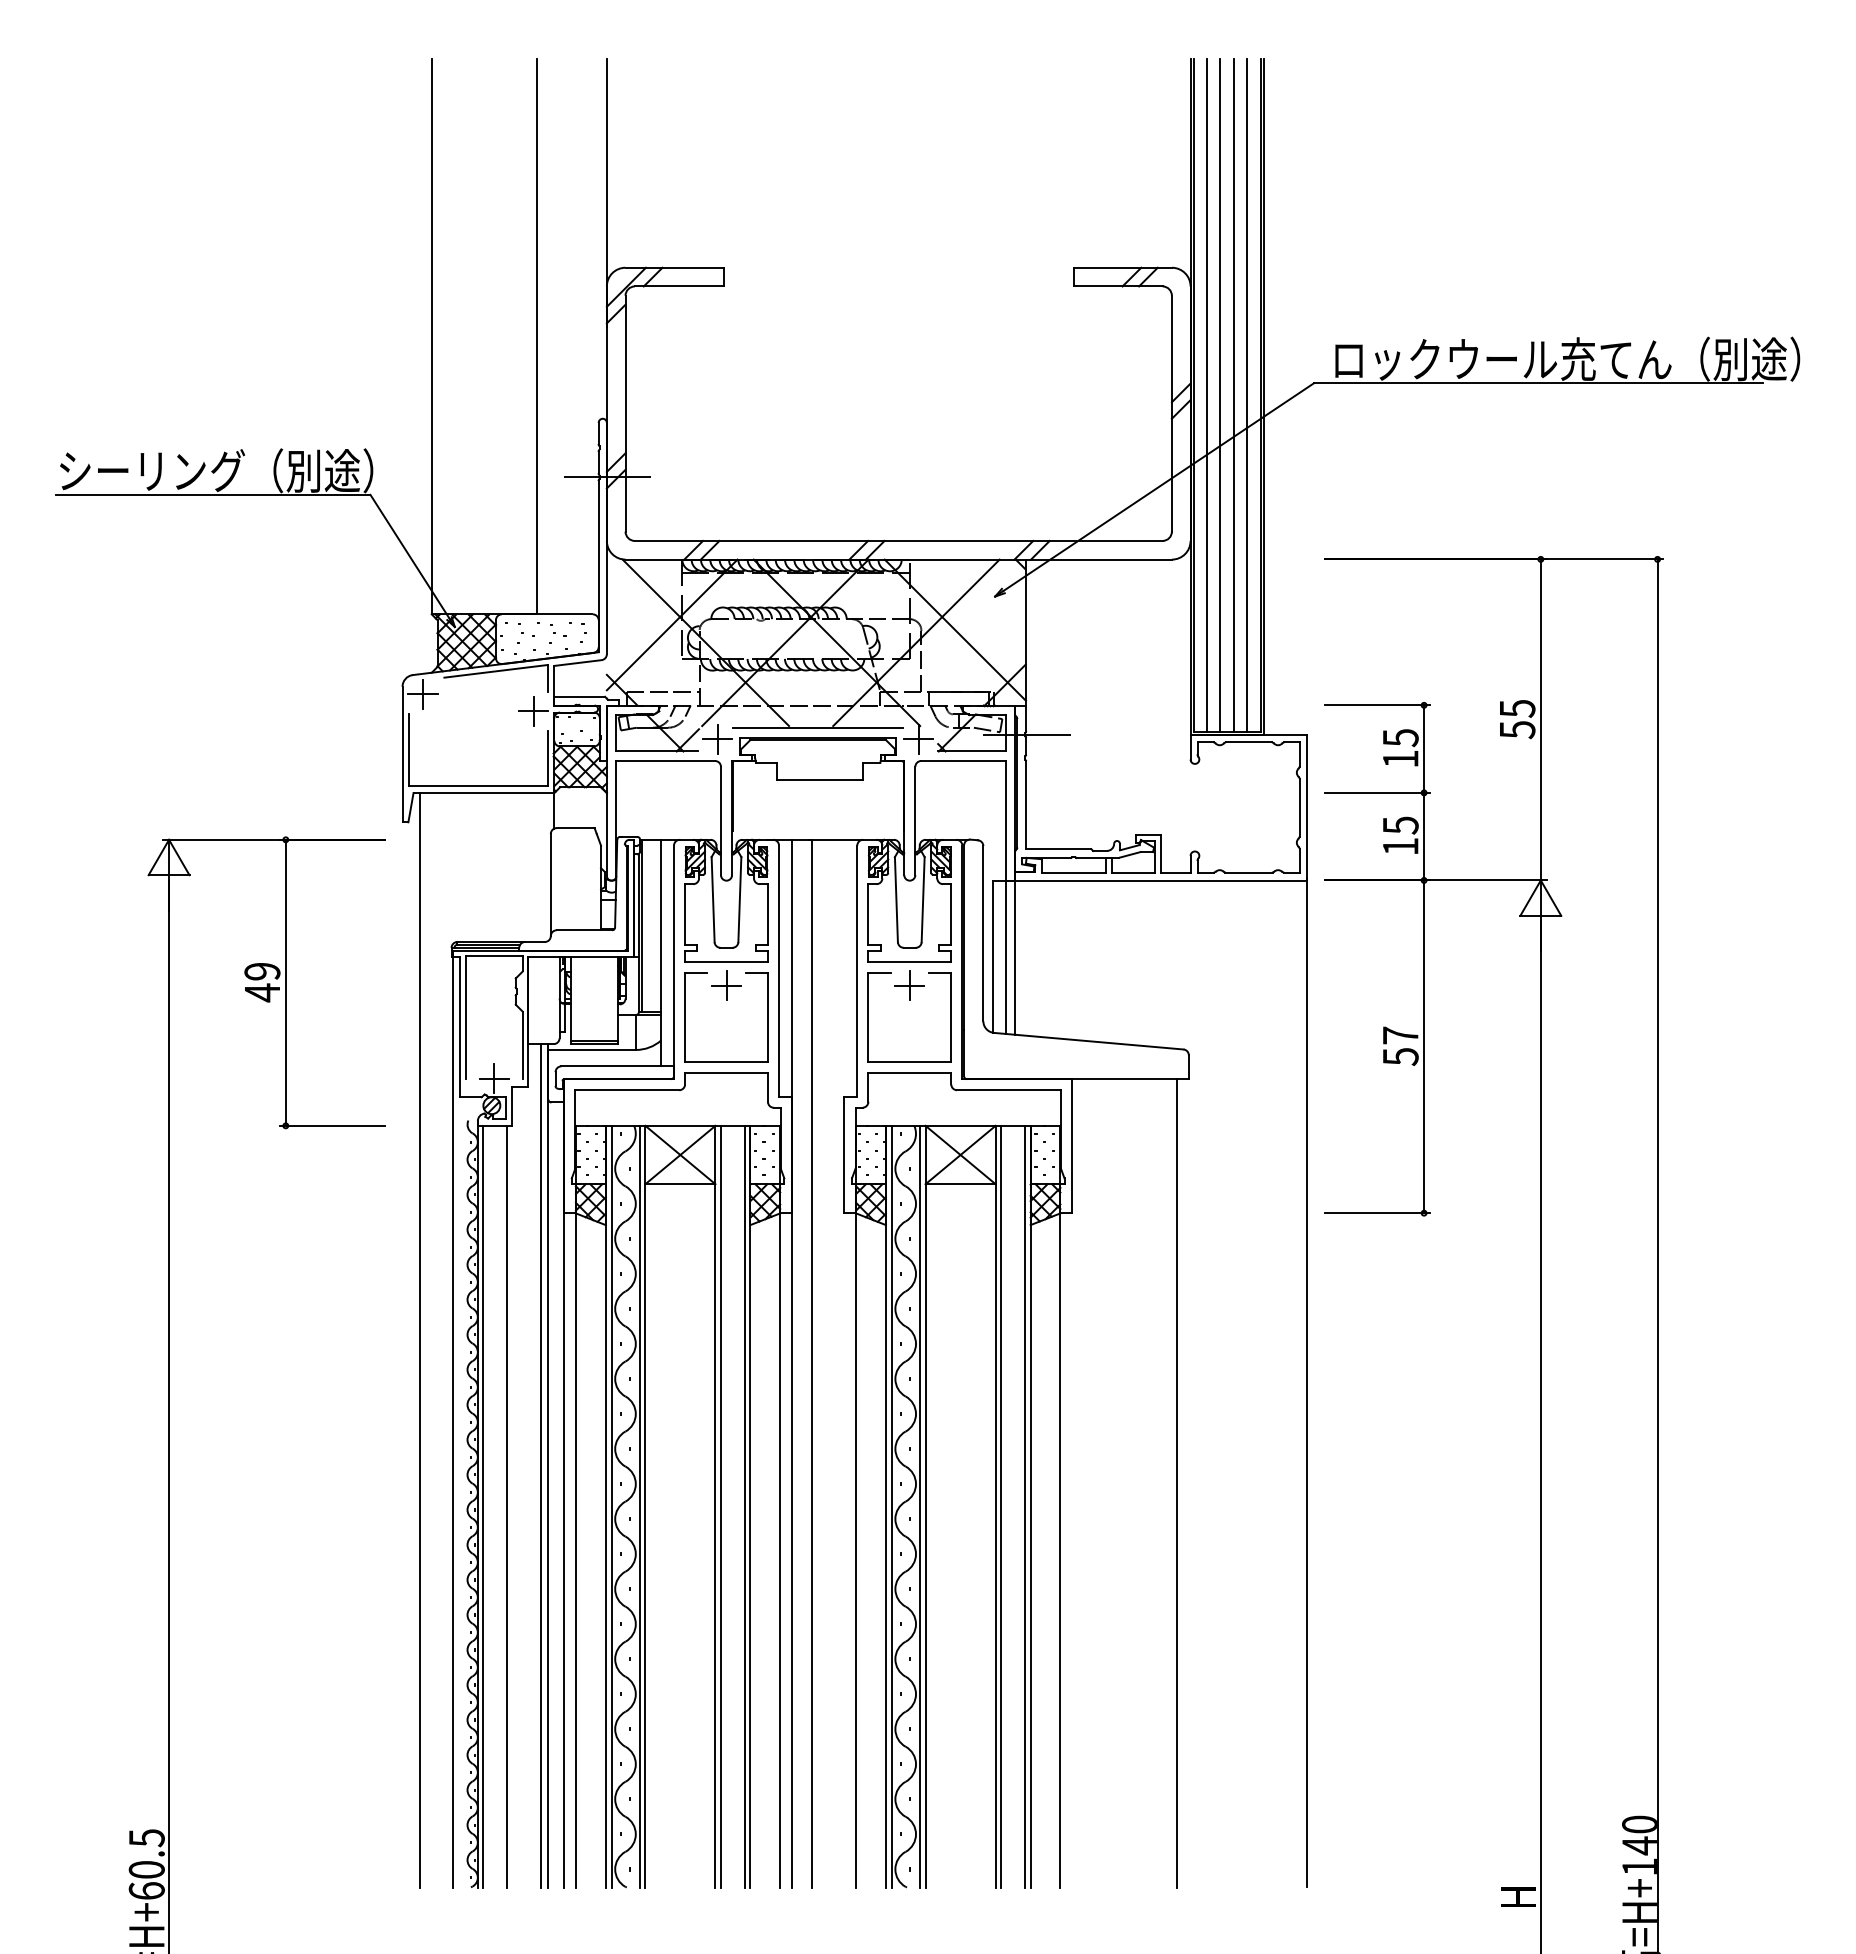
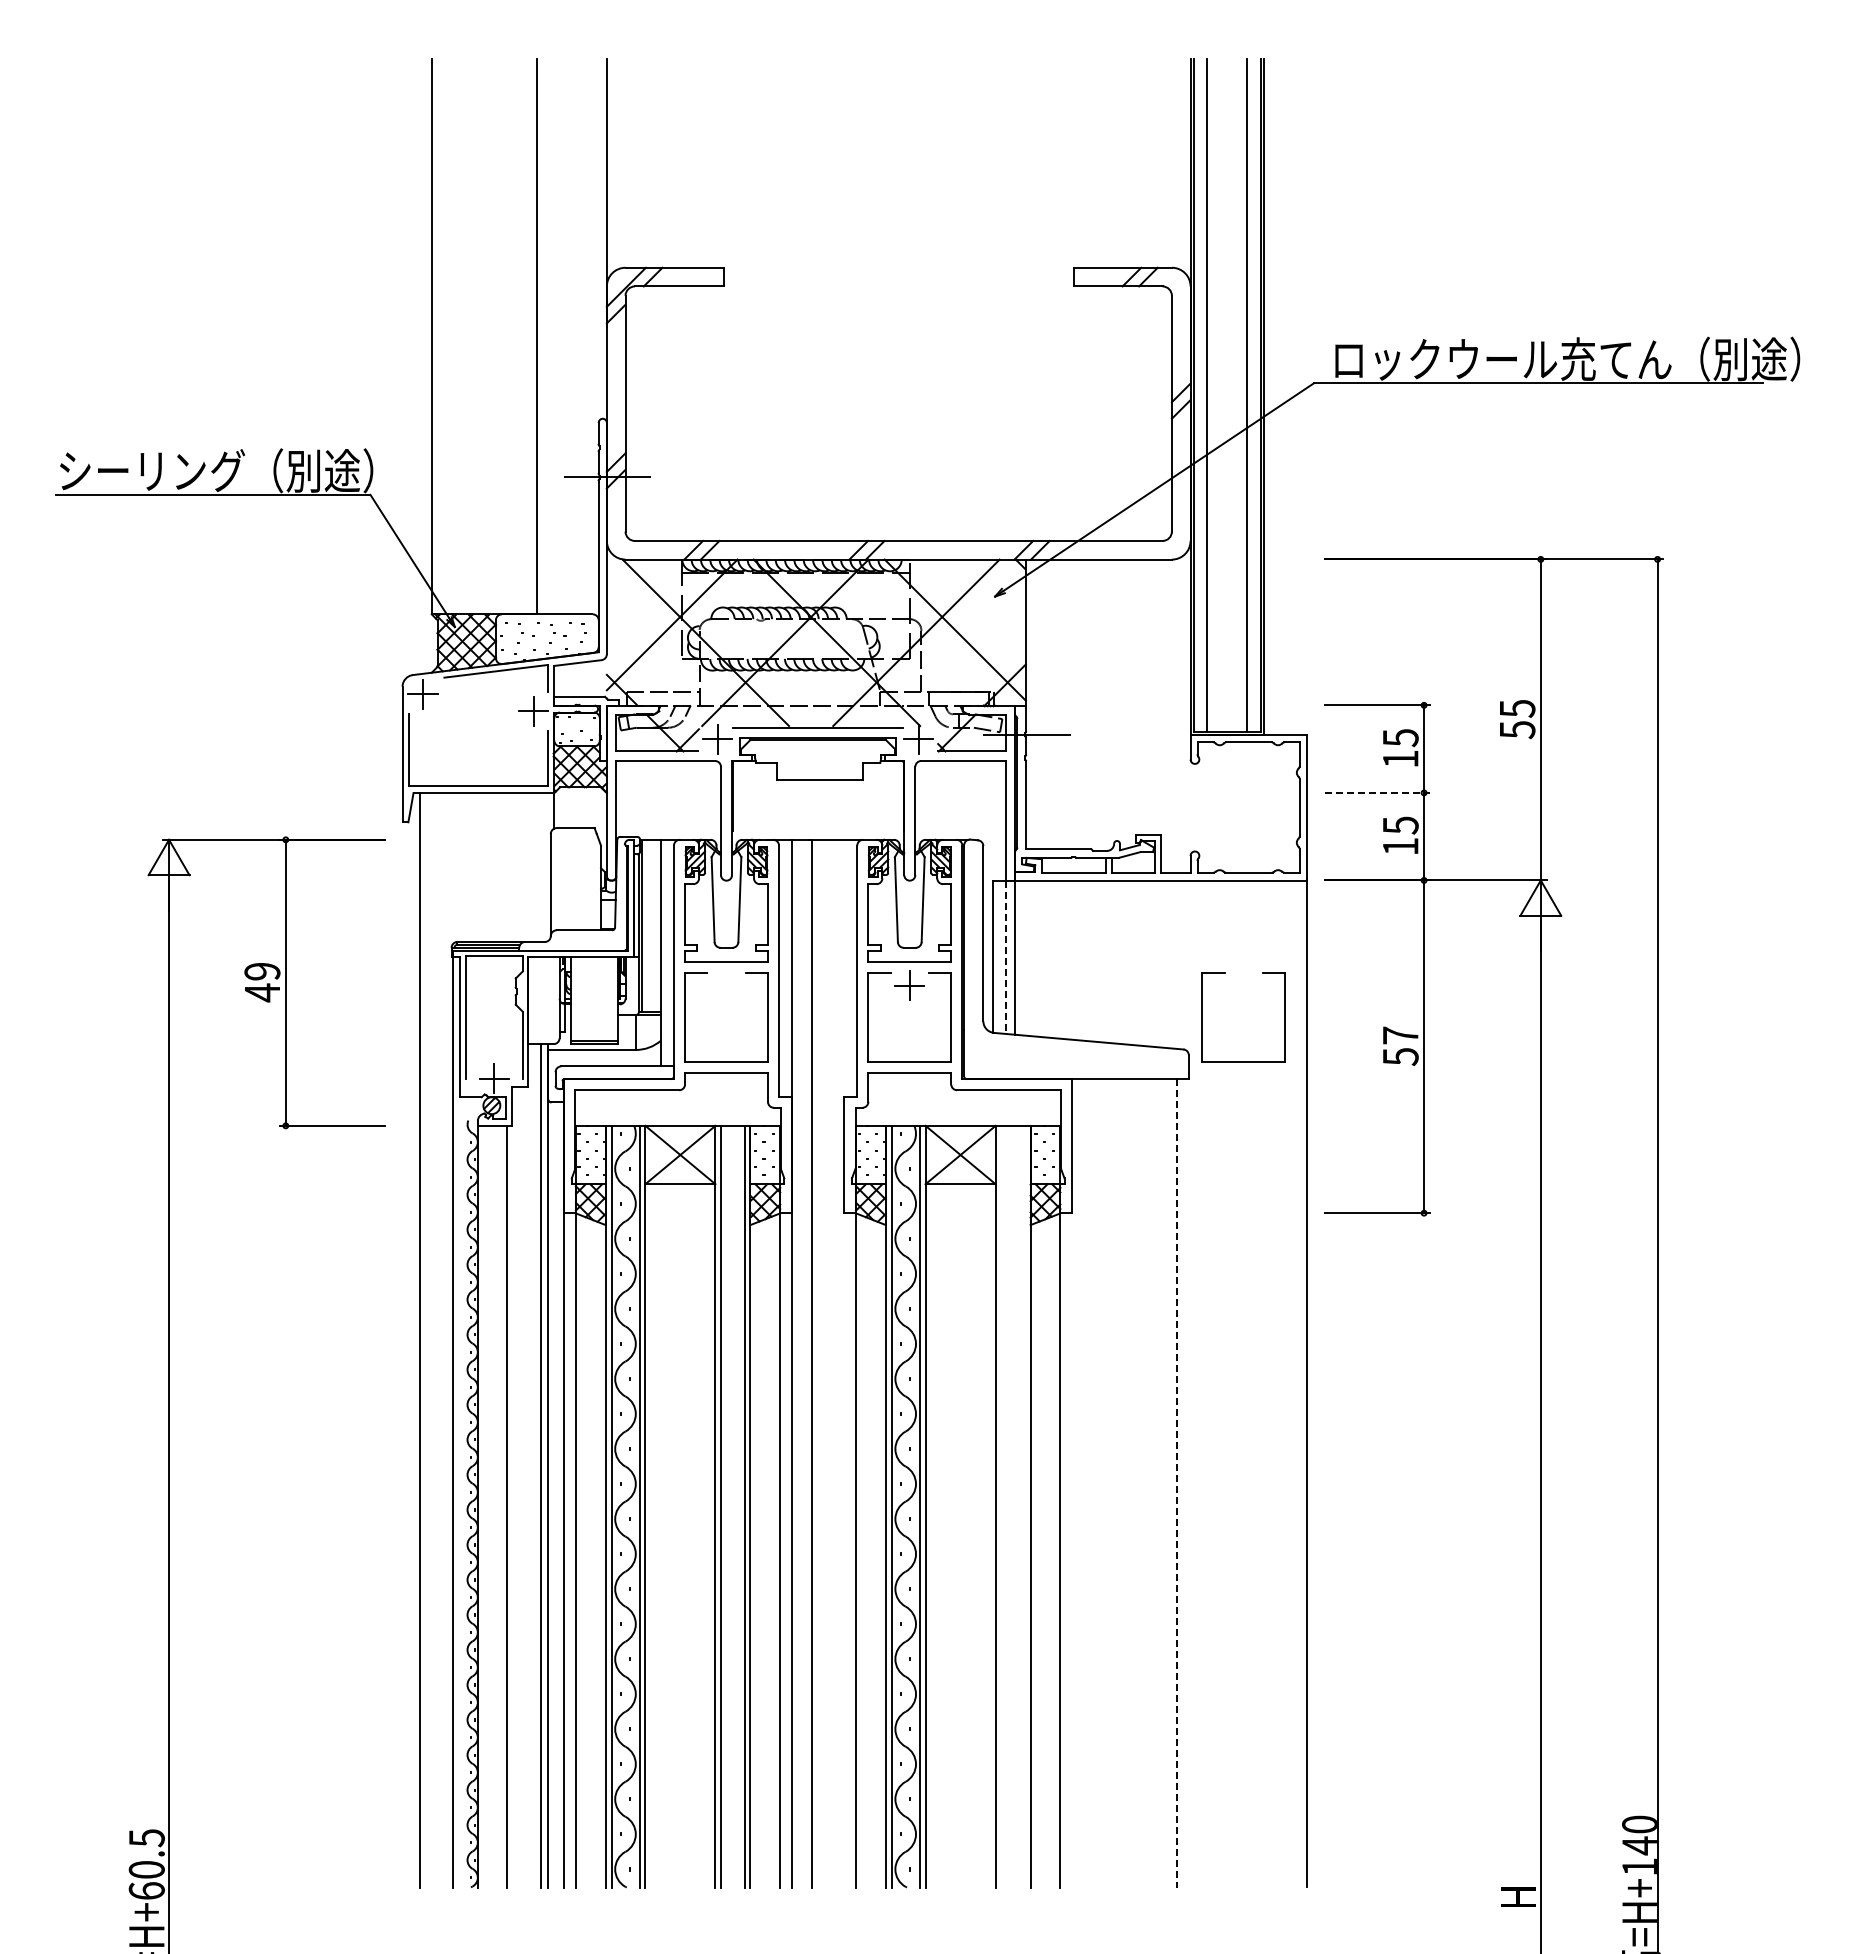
line: present -> none (1220, 395)
line: present -> none (1233, 395)
line: solid -> dashed (1377, 792)
line: solid -> dashed (1005, 957)
part: present -> none (726, 985)
part: none -> present (1202, 1017)
line: solid -> dashed (1177, 1483)
line: present -> none (482, 1506)
line: present -> none (1001, 1506)
line: present -> none (1024, 1506)
